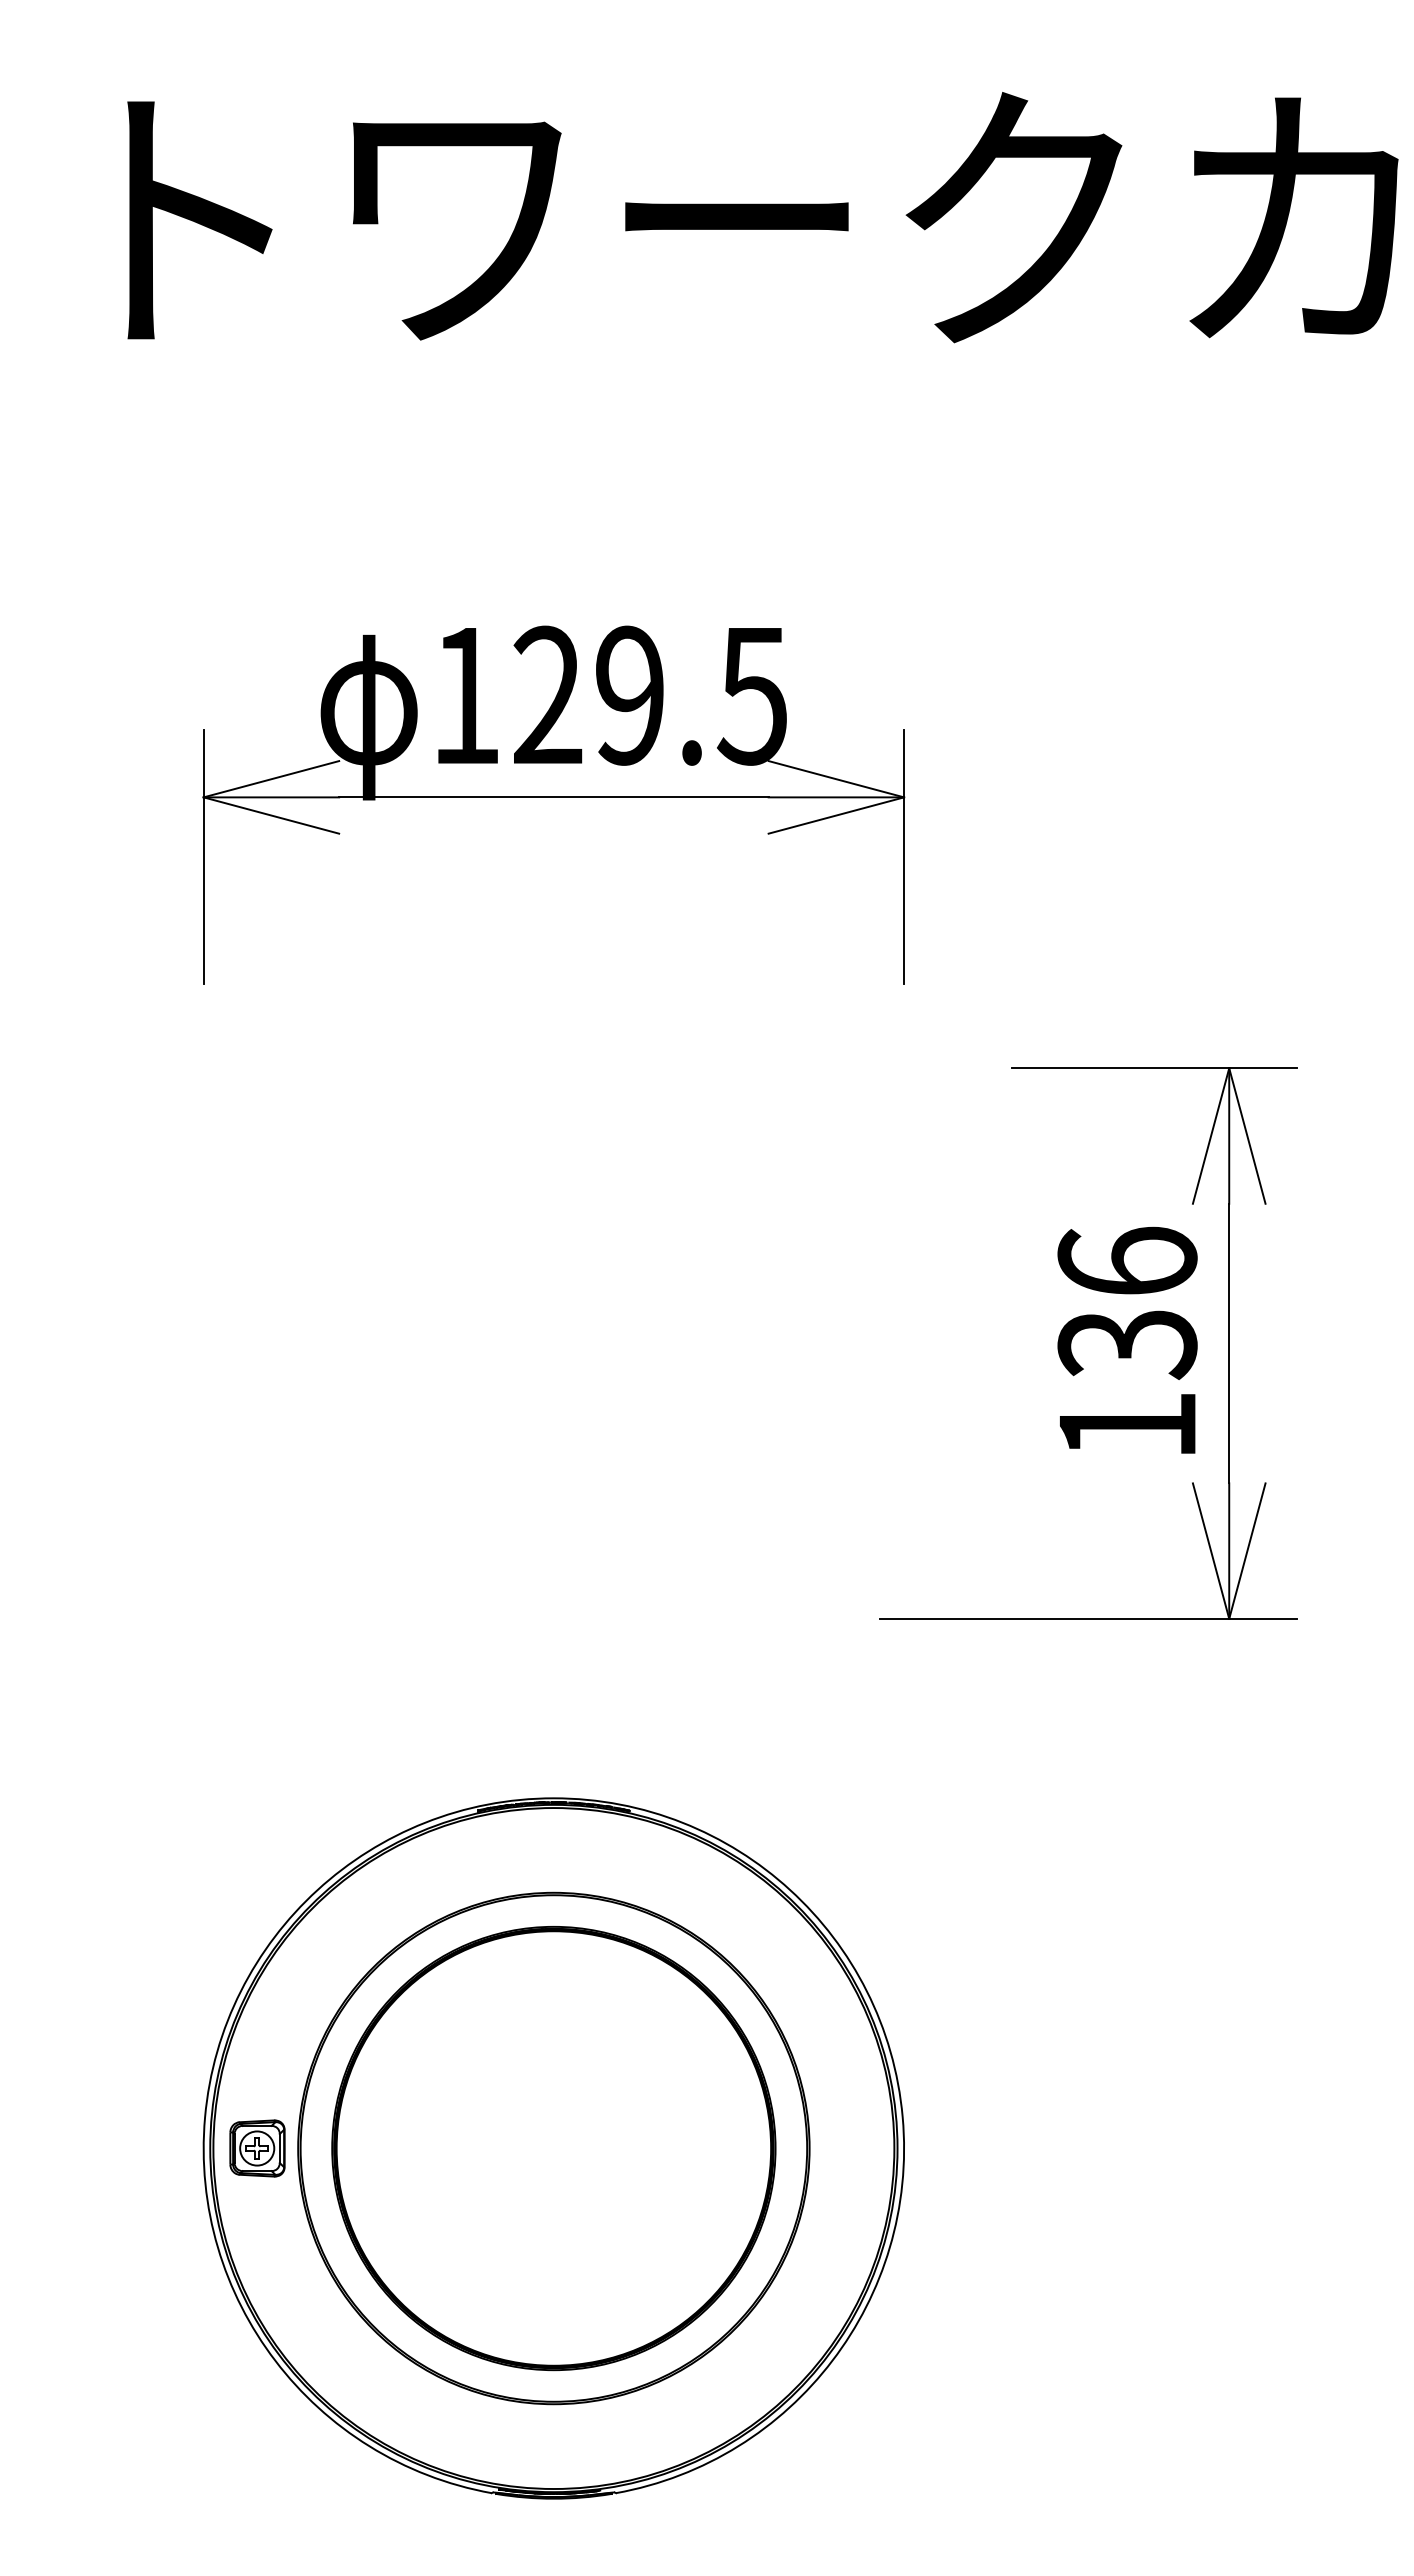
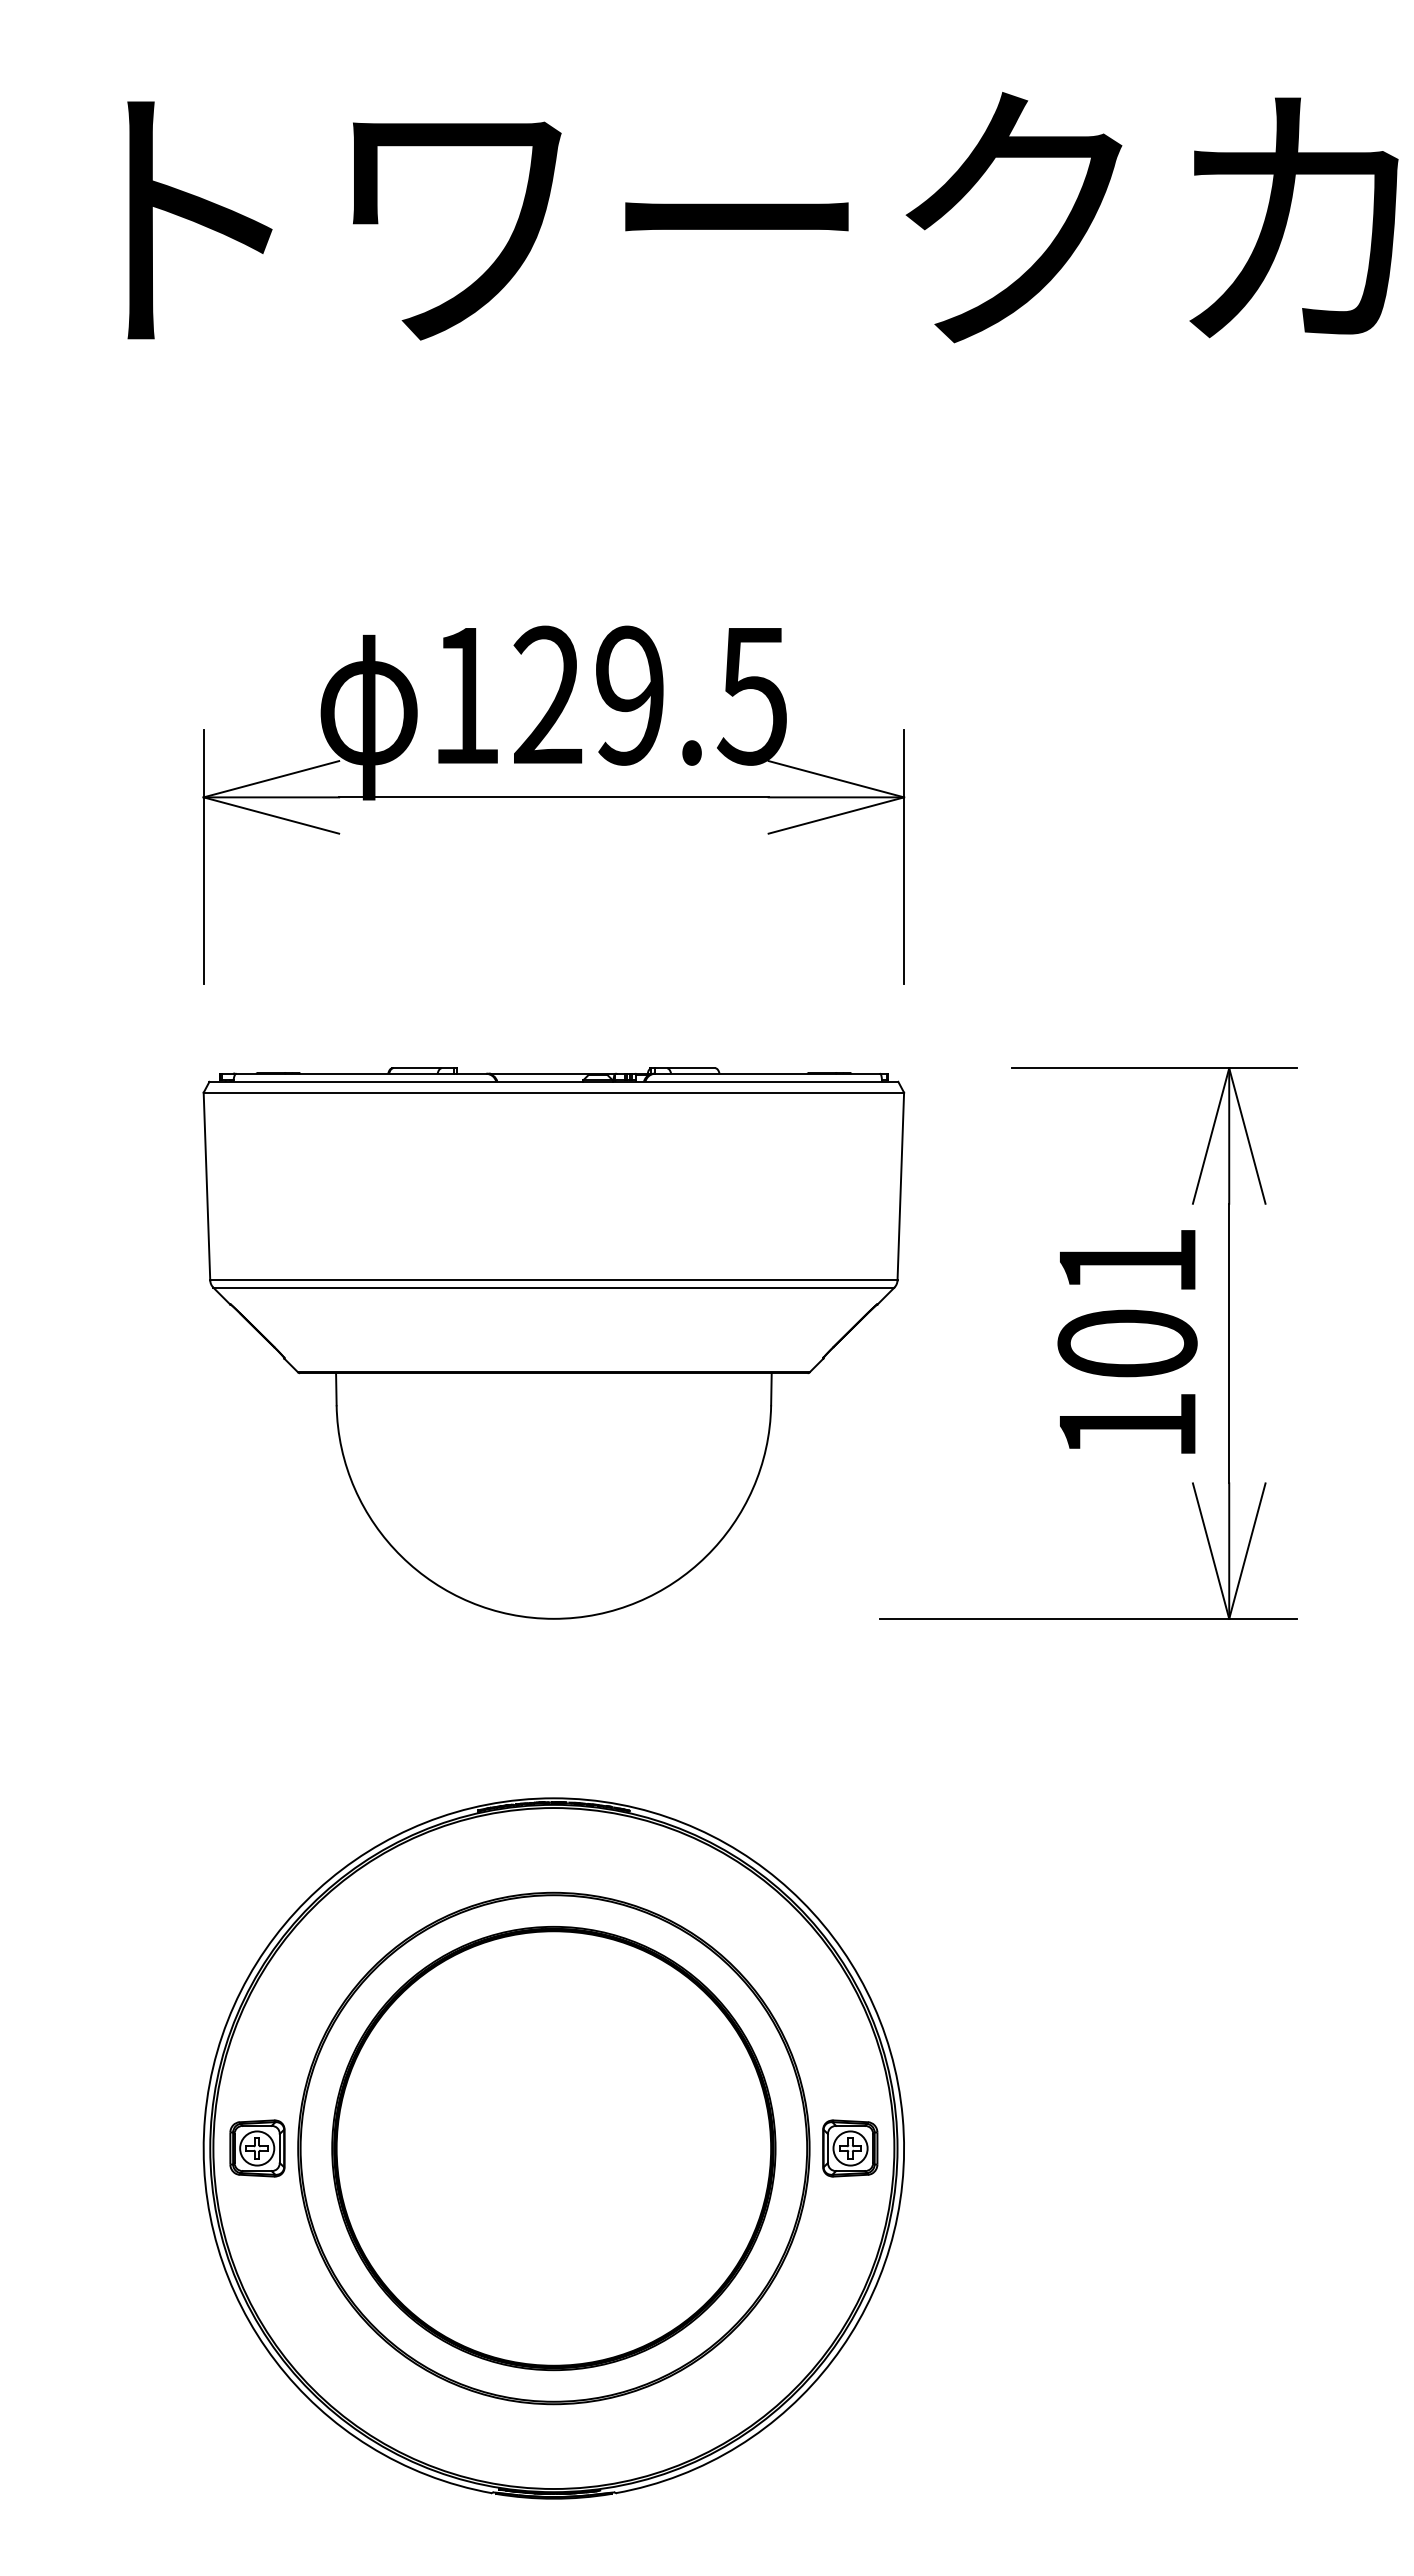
text: 136 -> 101 (1127, 1303)
part: none -> present (553, 1343)
part: none -> present (850, 2148)
